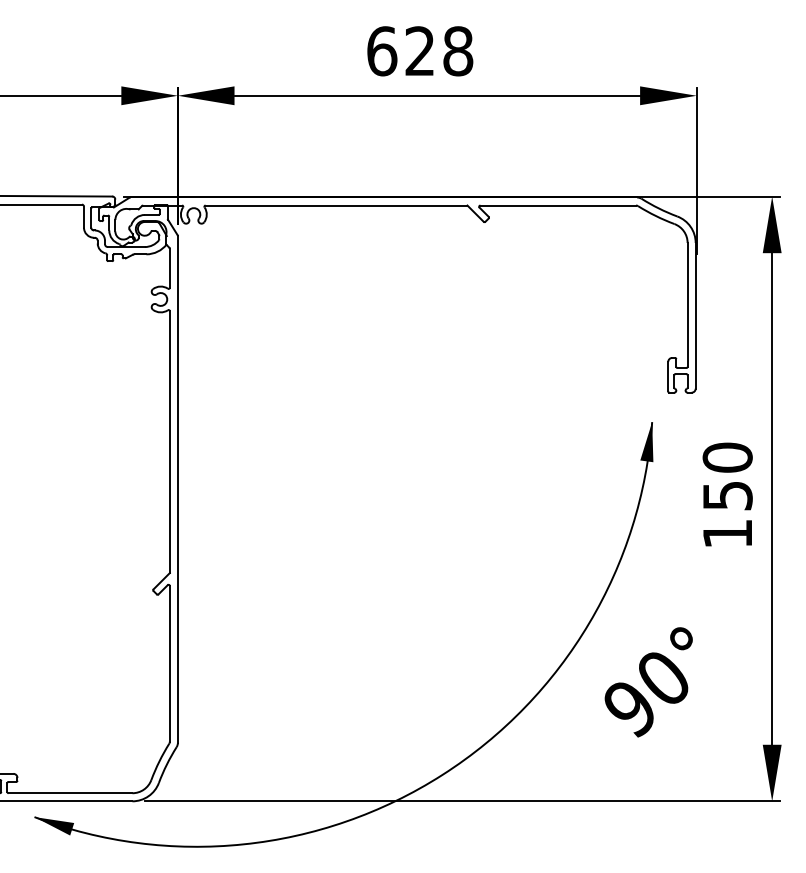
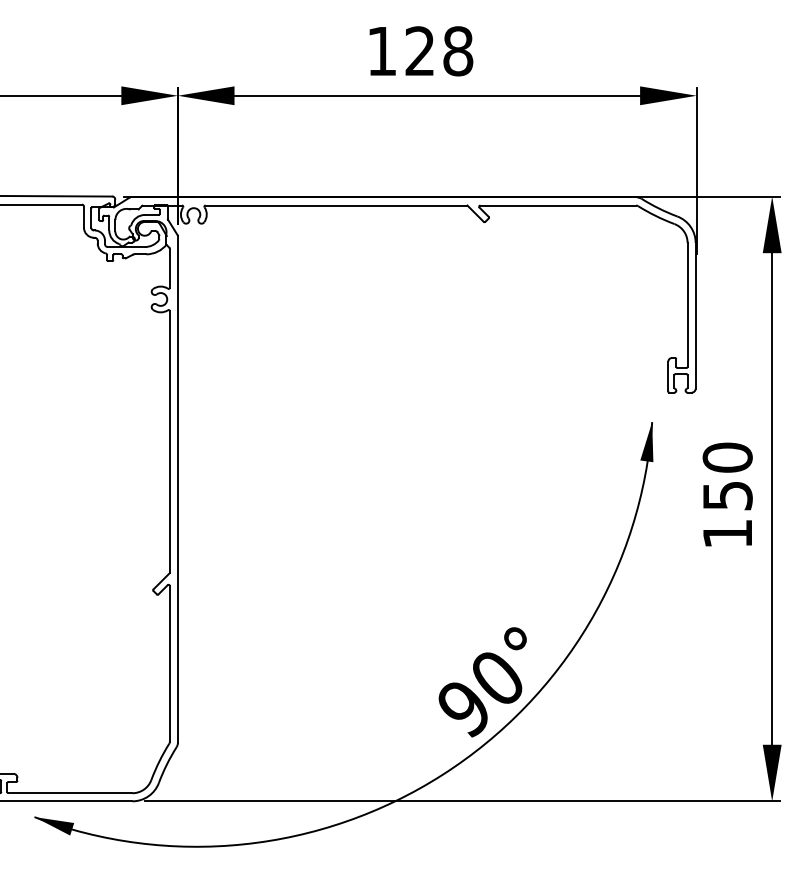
text: 628 -> 128 (382, 51)
text position: (648, 682) -> (482, 682) (482, 682)
